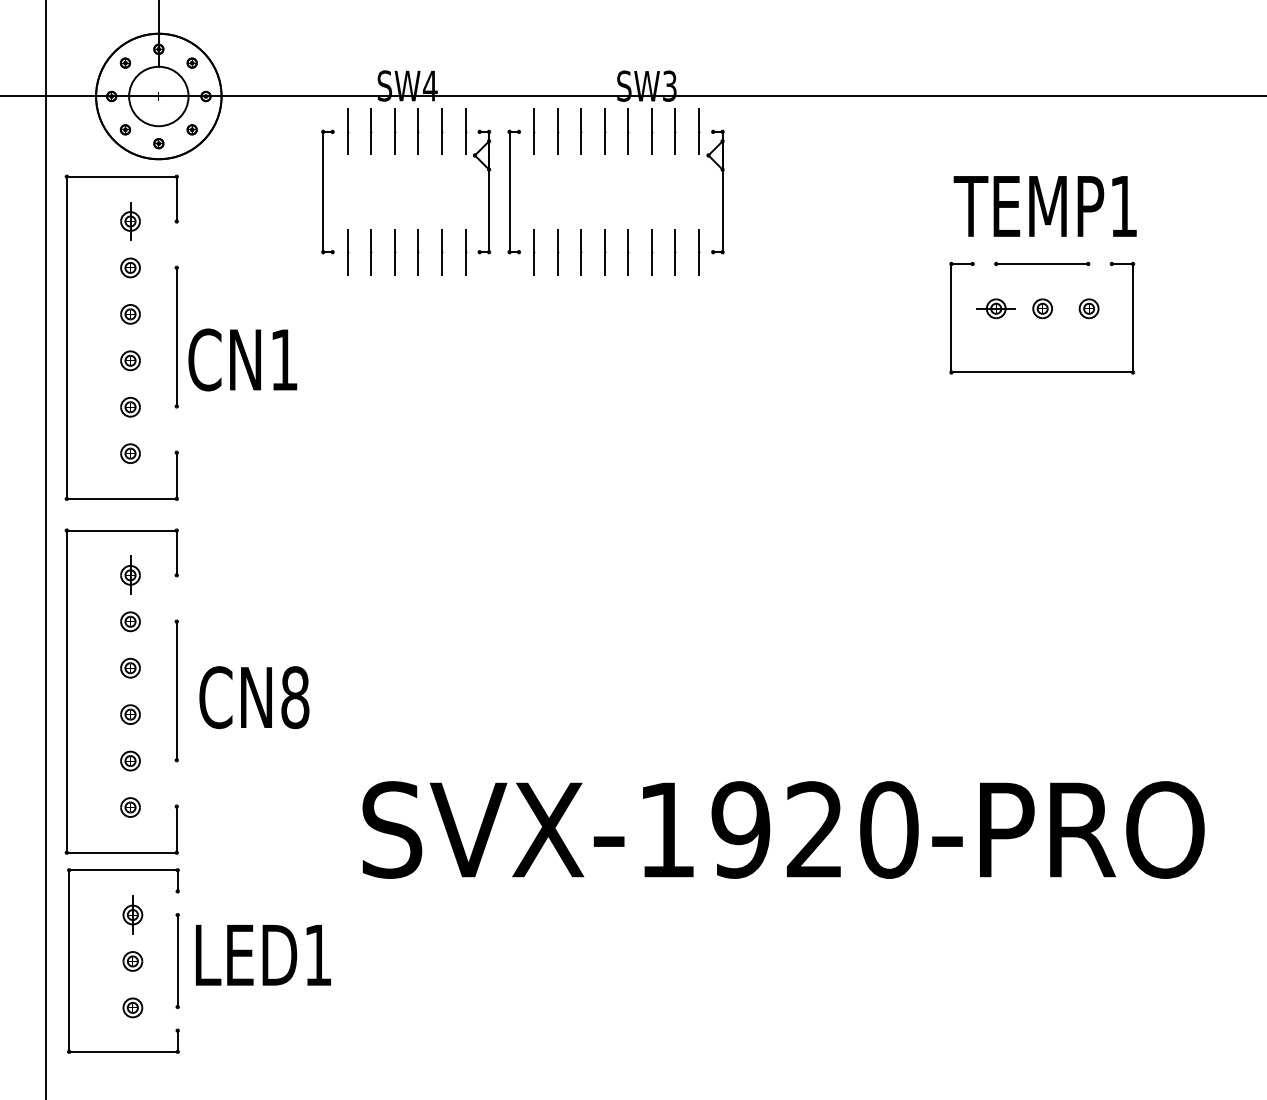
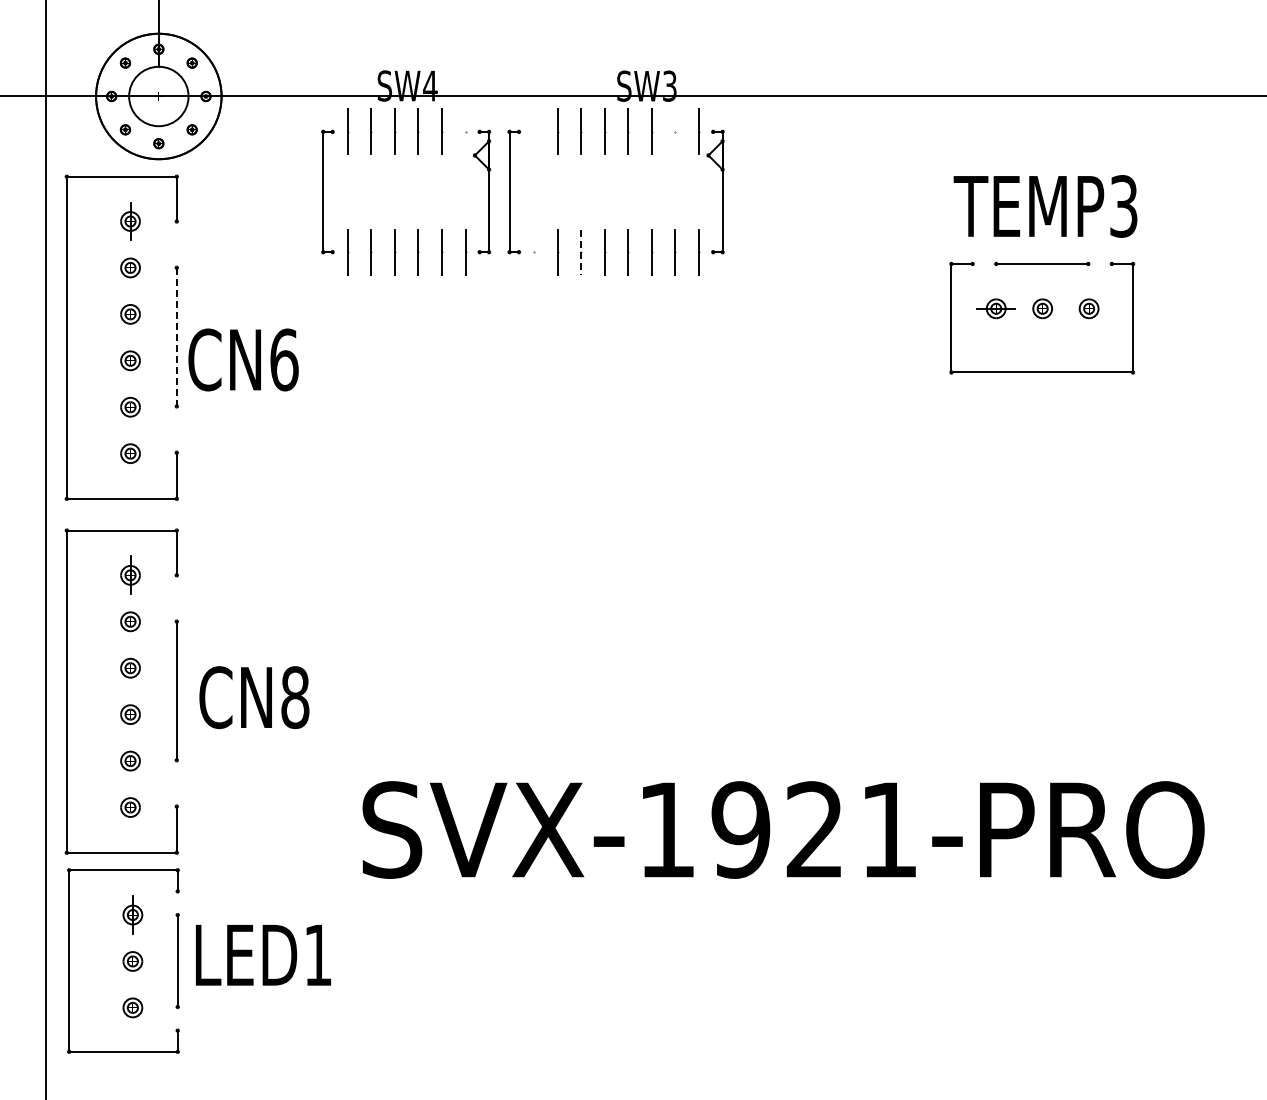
line: present -> none (465, 131)
line: present -> none (534, 131)
line: present -> none (675, 131)
text: TEMP1 -> TEMP3 (1123, 206)
line: present -> none (533, 251)
line: solid -> dashed (581, 252)
line: solid -> dashed (176, 337)
text: CN1 -> CN6 (284, 359)
text: SVX-1920-PRO -> SVX-1921-PRO (889, 829)
